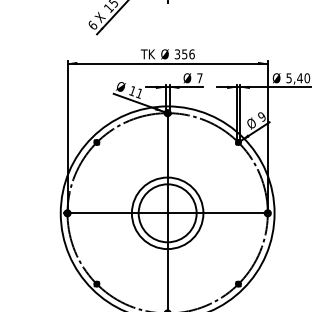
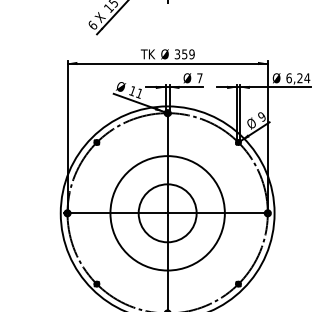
text: 356 -> 359 (191, 54)
text: 5,40 -> 6,24 (298, 78)
circle diameter: 72 px -> 114 px (167, 213)
